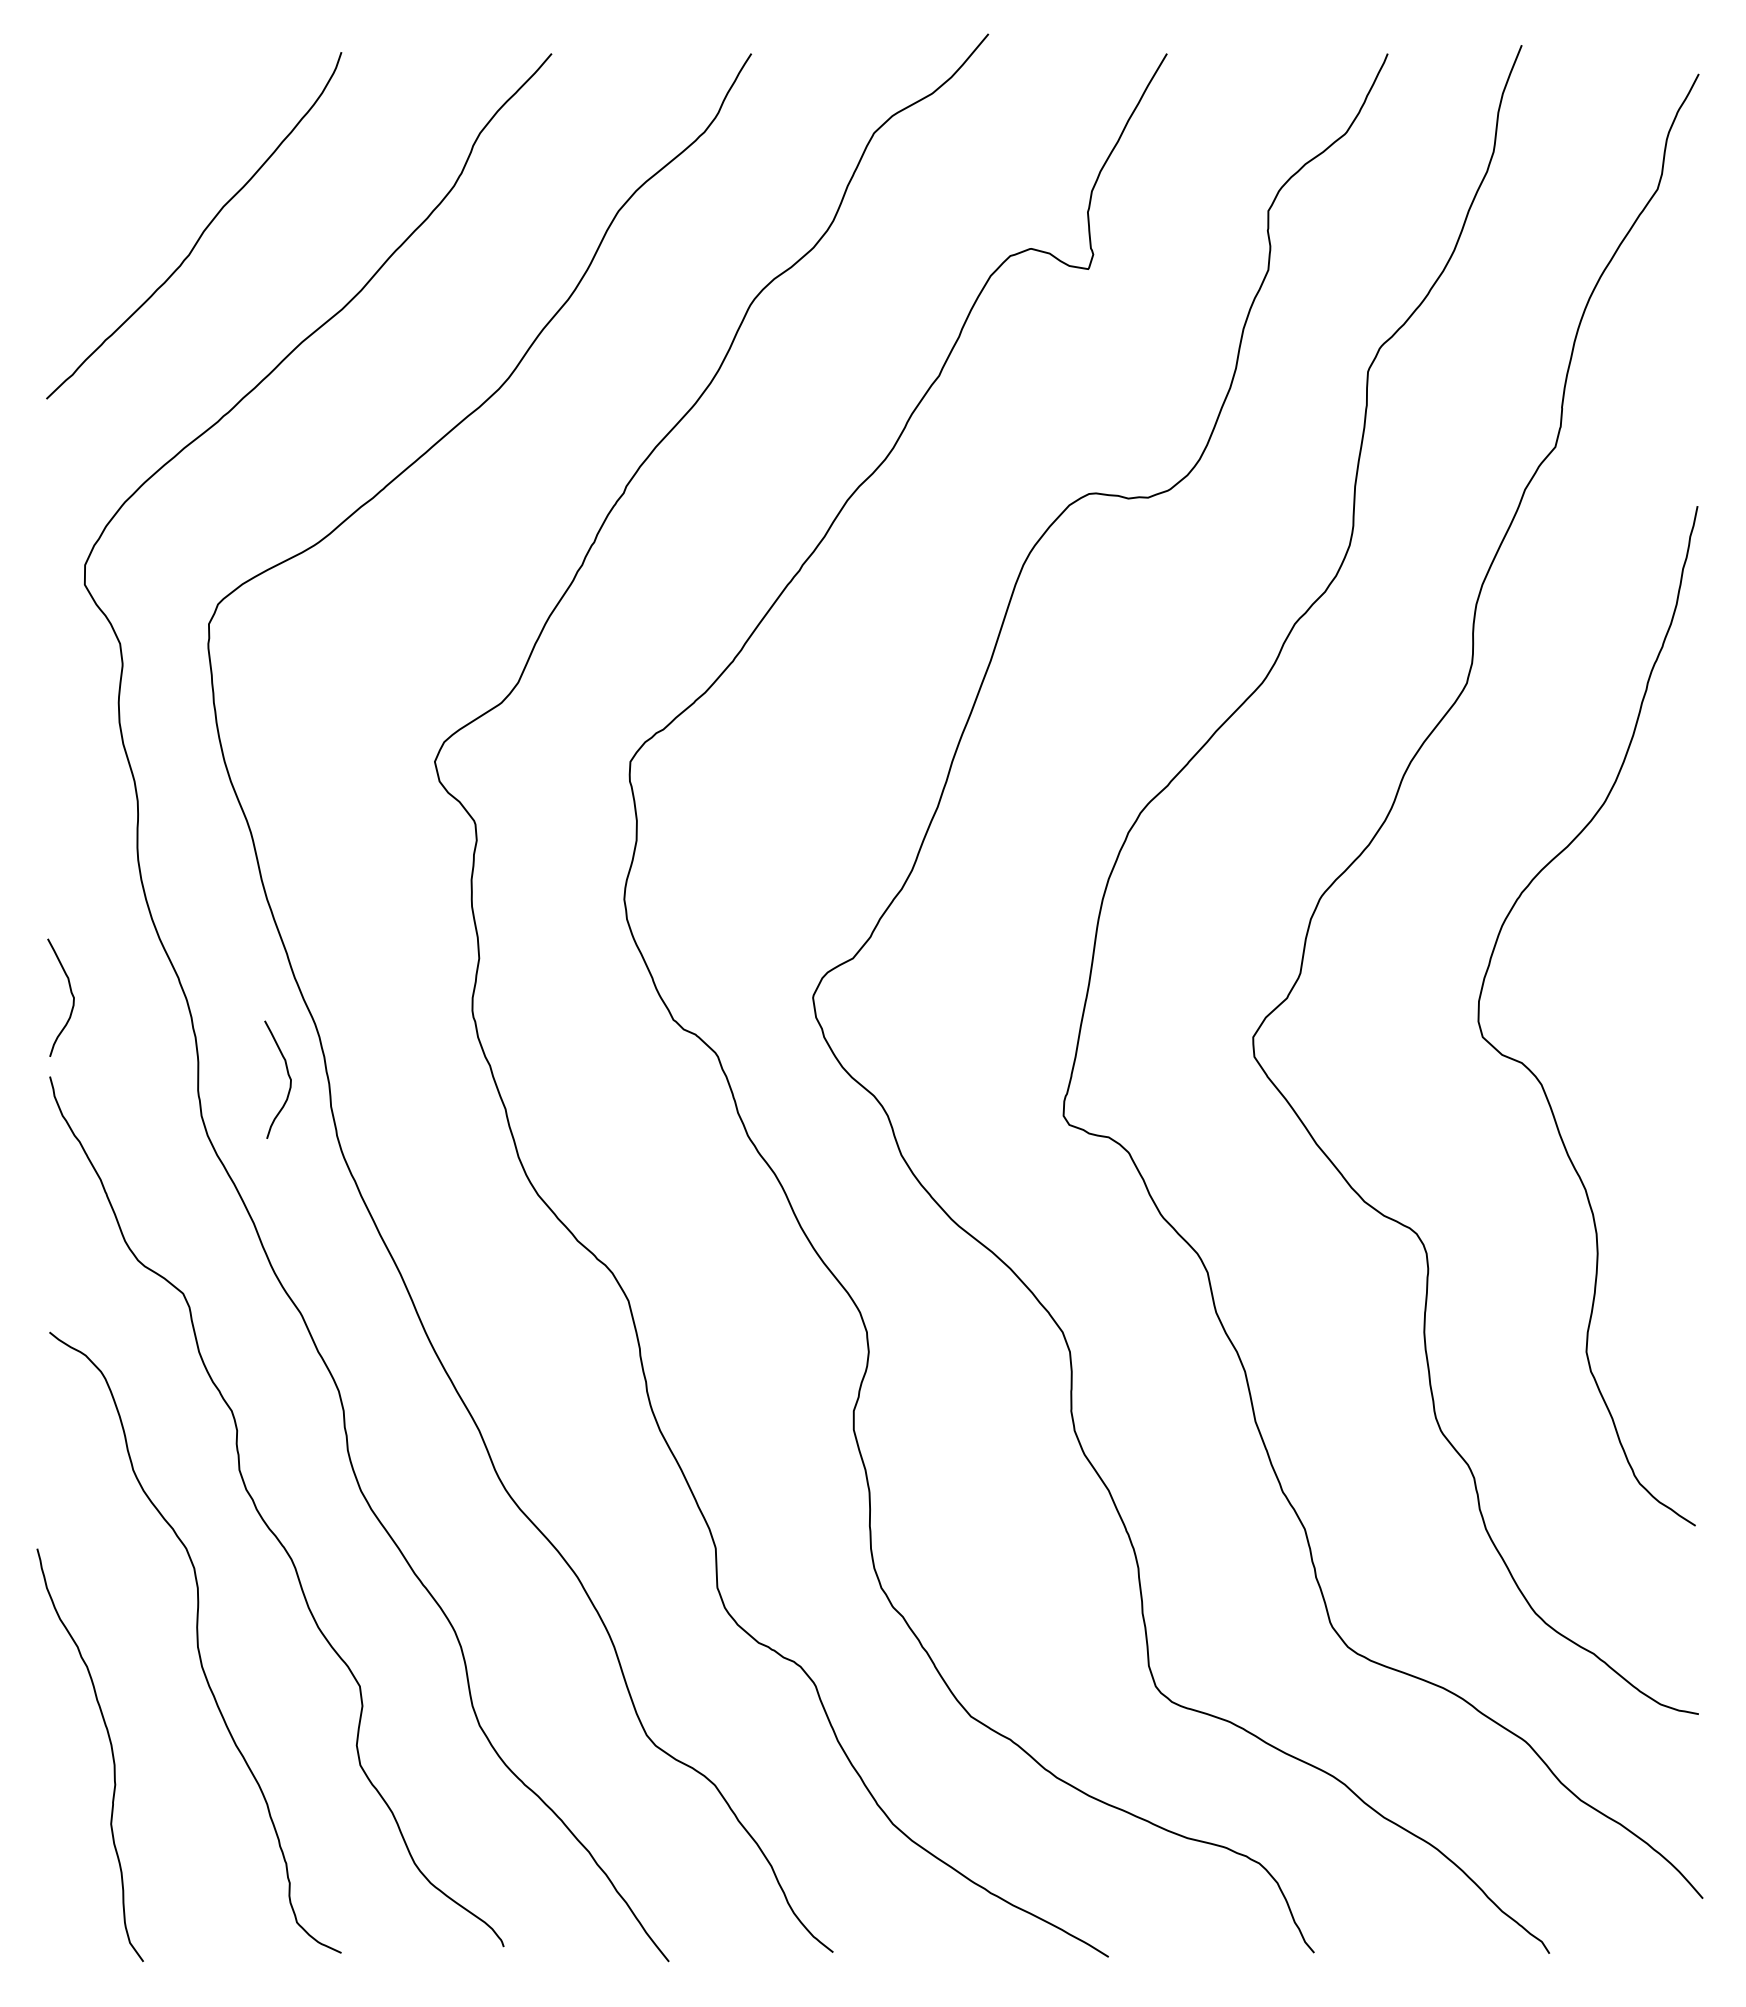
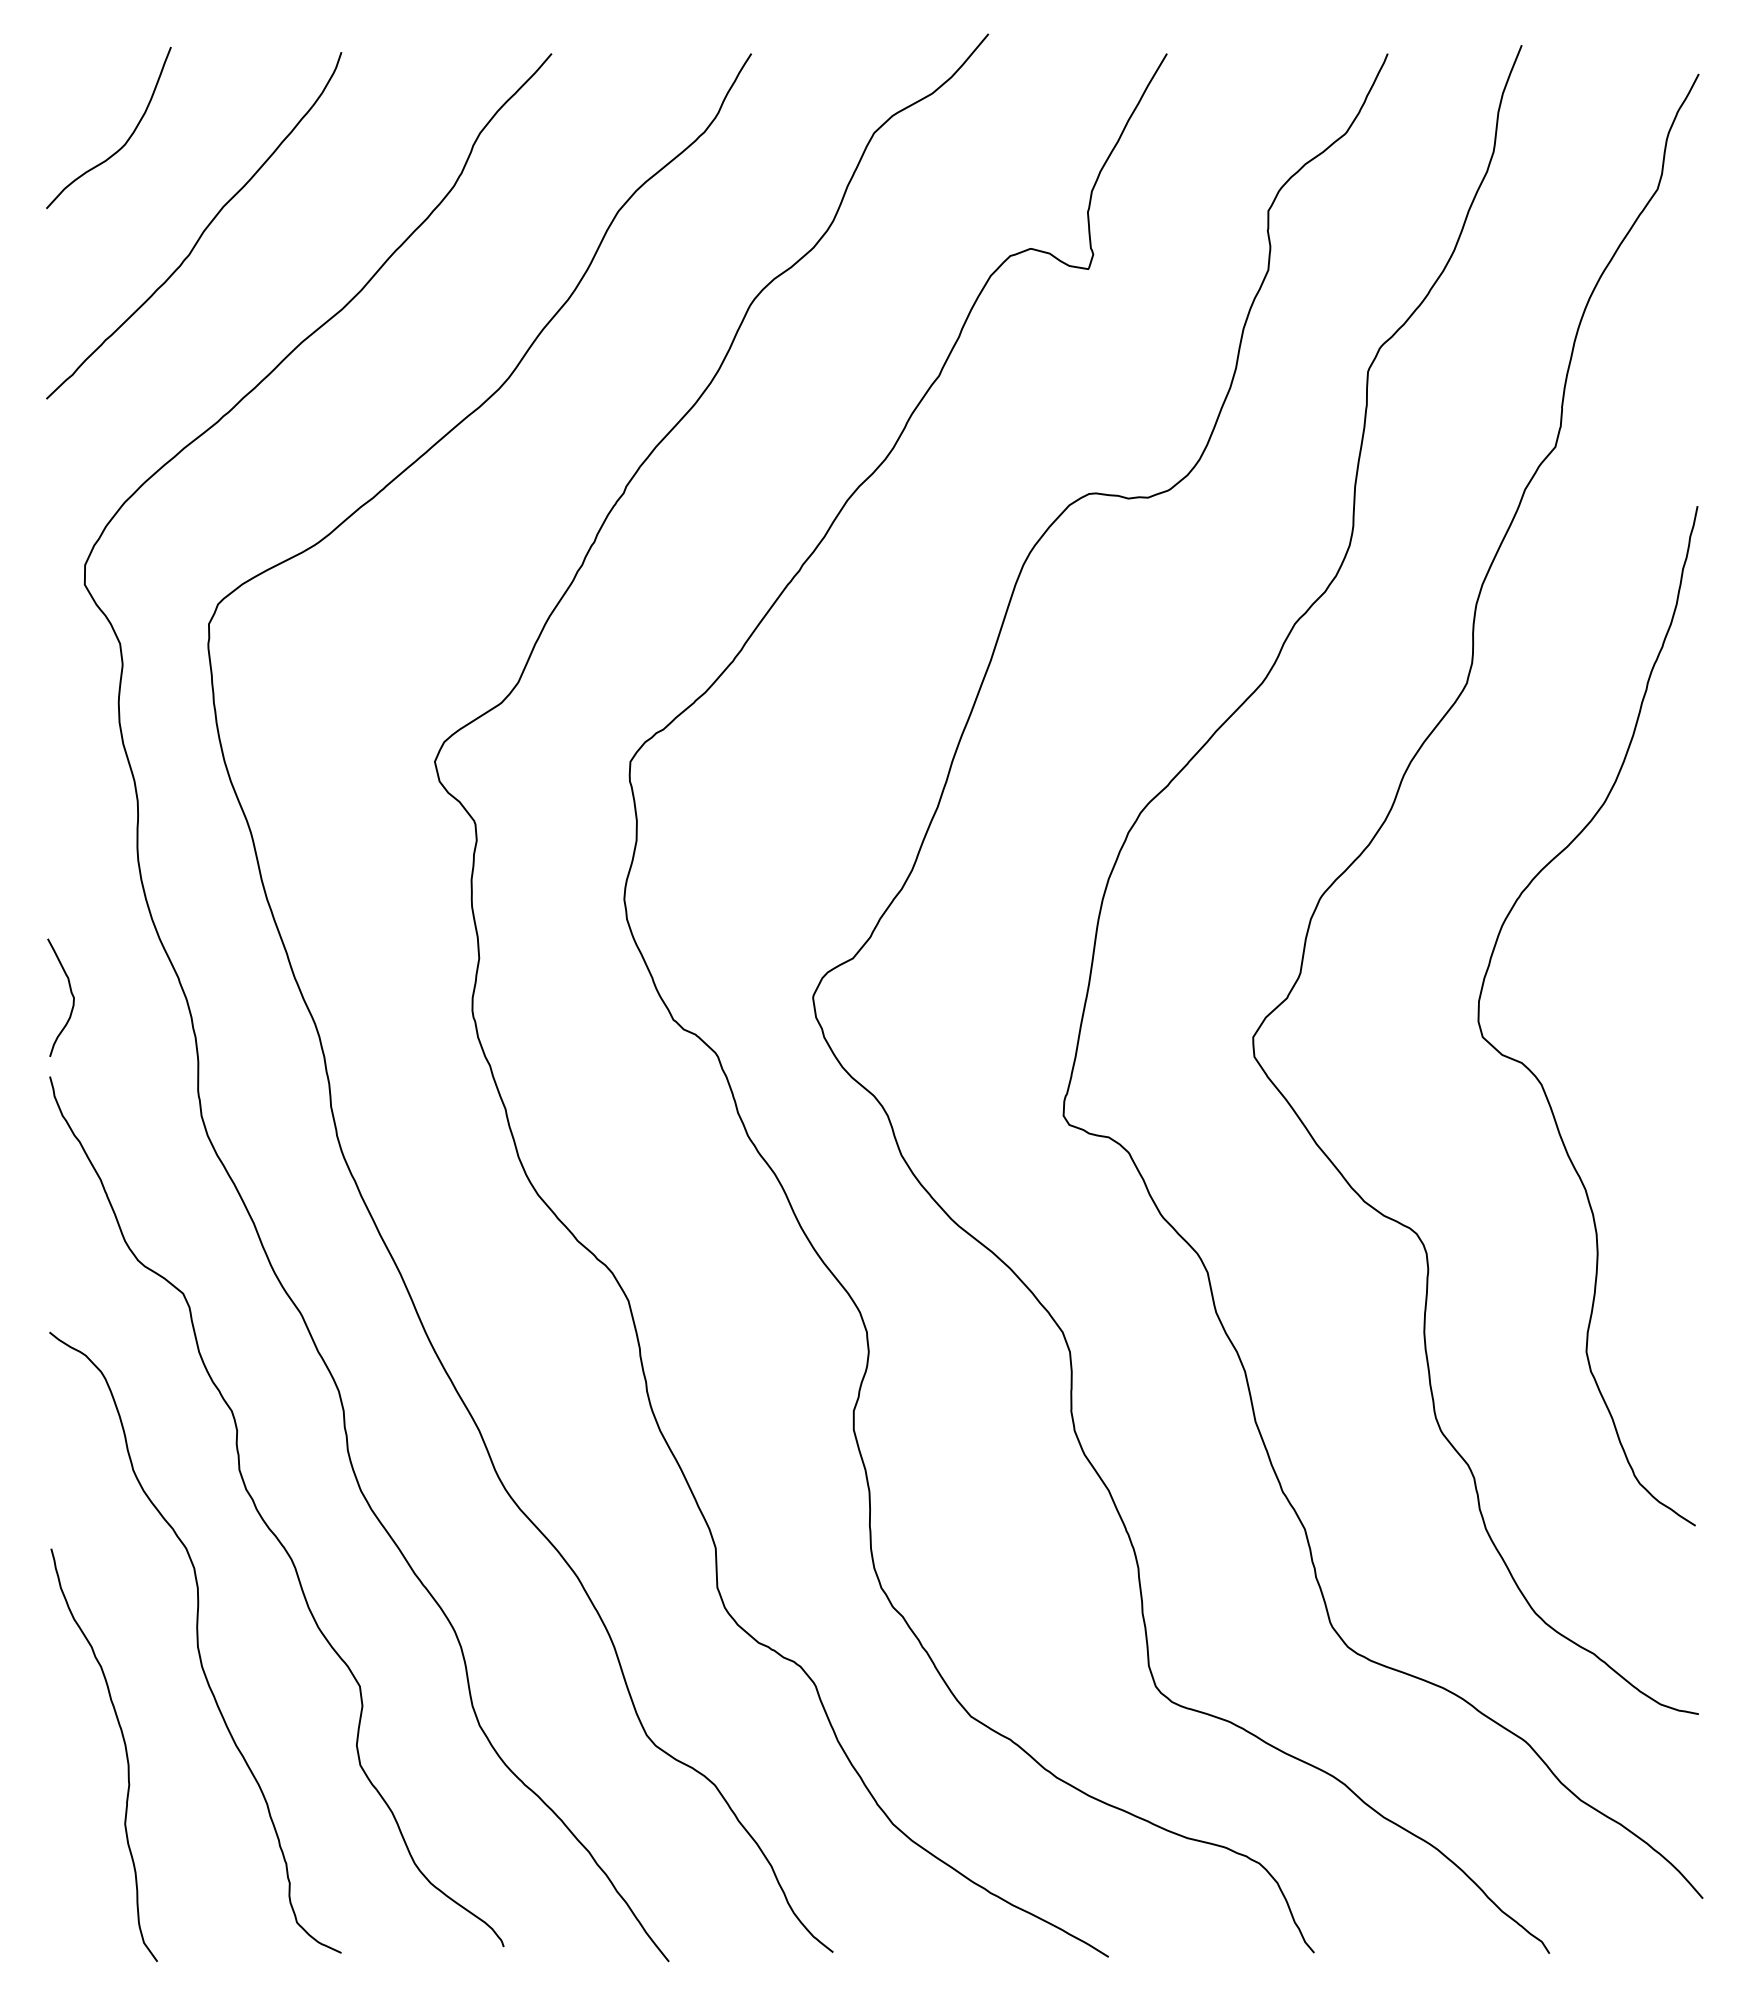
curve: none -> present (126, 140)
curve: present -> none (287, 1074)
curve position: (111, 1753) -> (125, 1753) (125, 1753)
